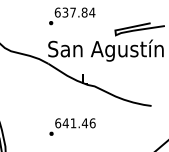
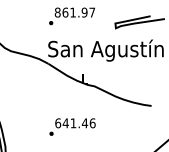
text: 637.84 -> 861.97 (74, 12)
curve position: (139, 29) -> (139, 22) (139, 22)
